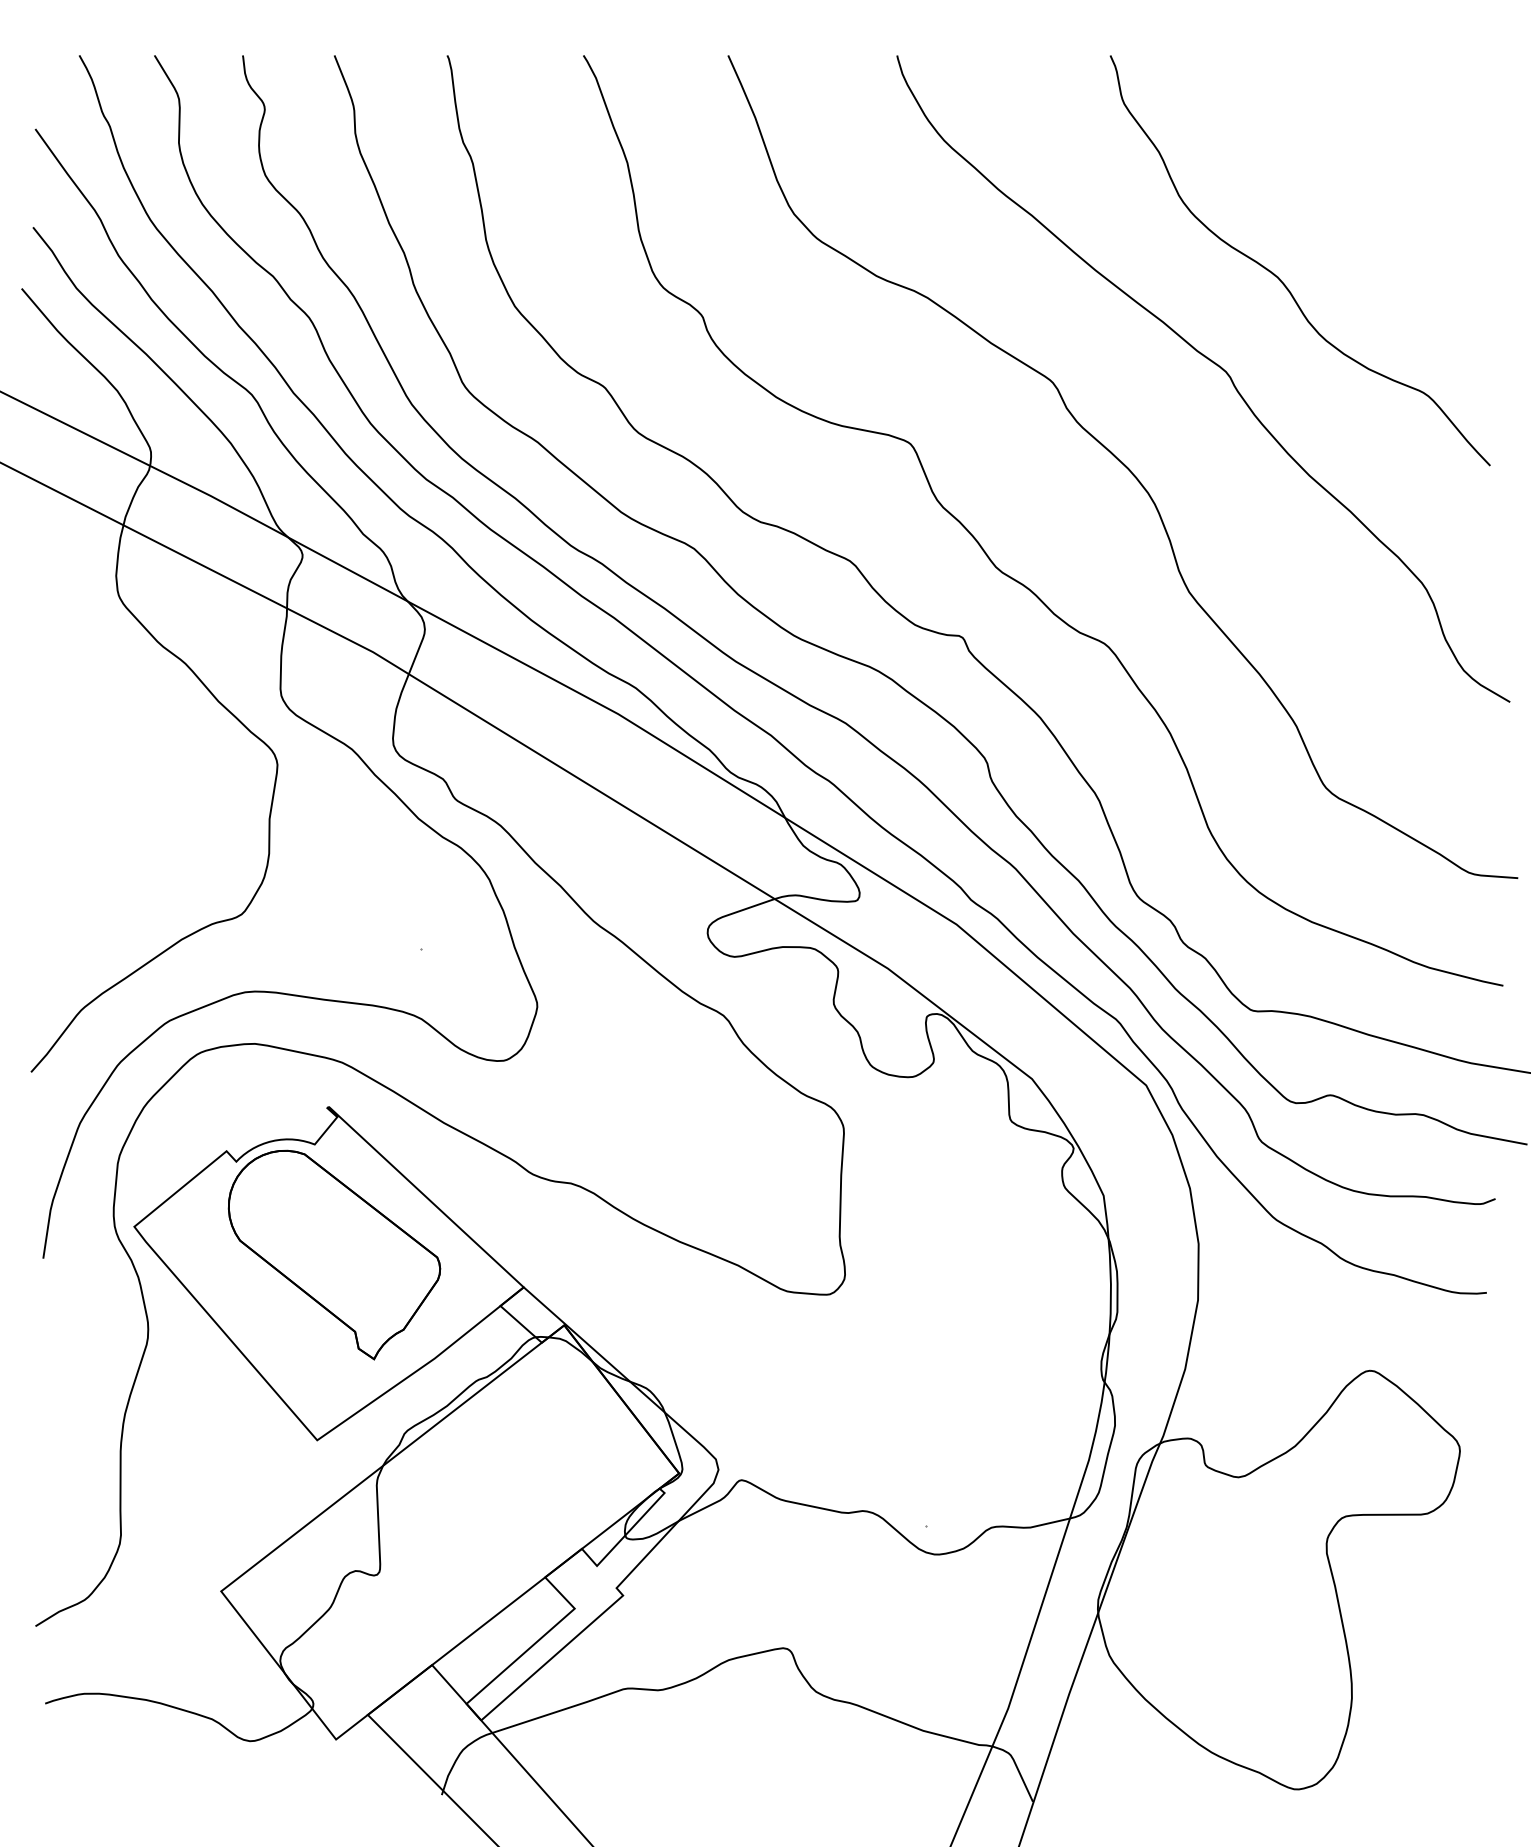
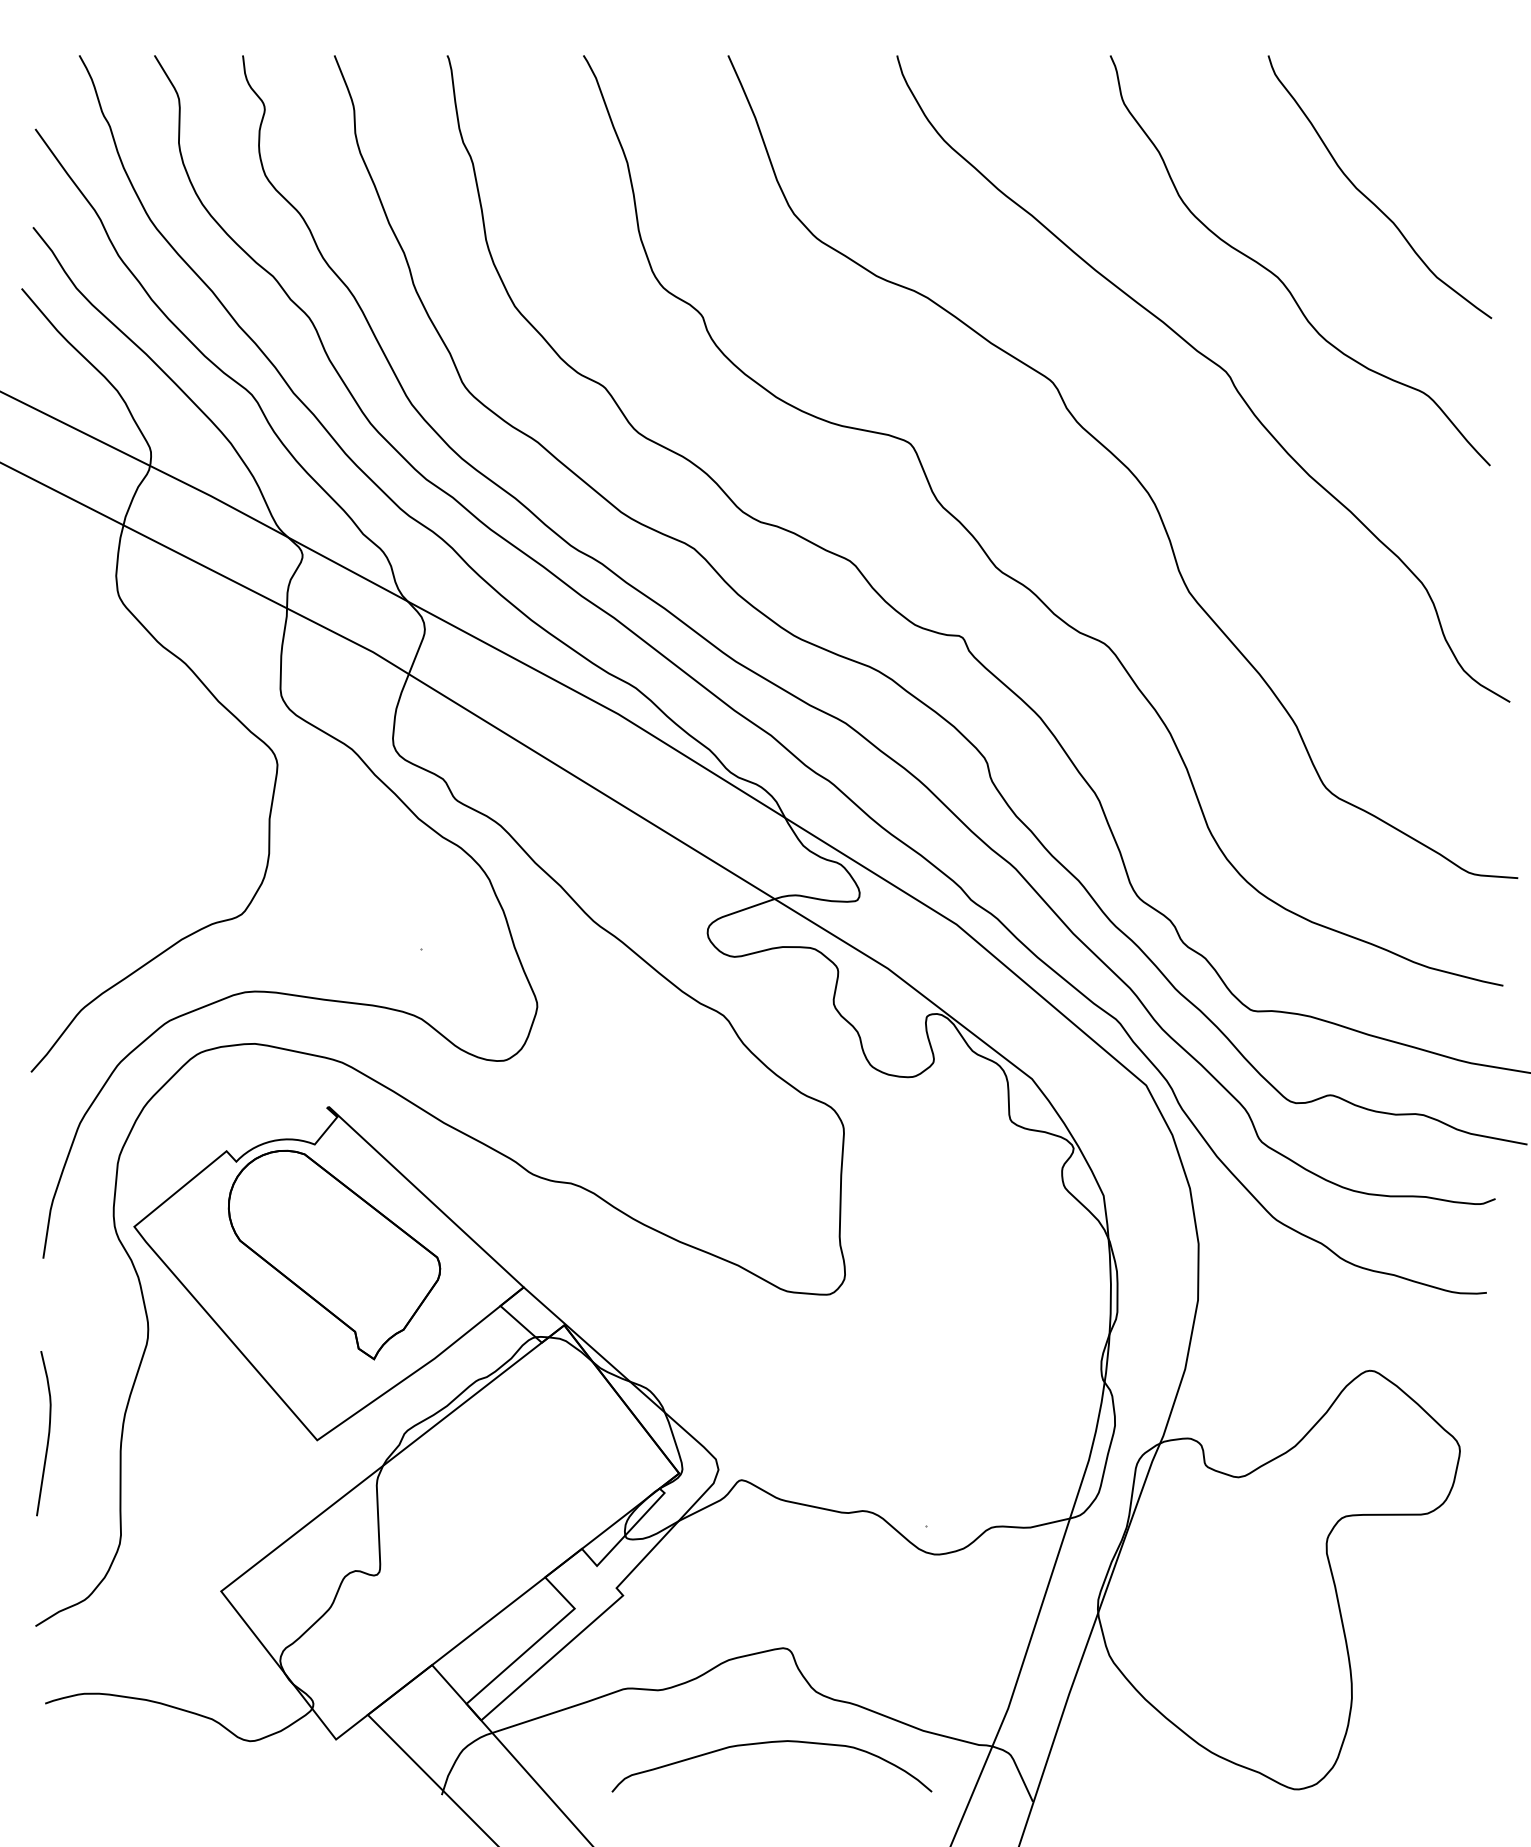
curve: none -> present (1368, 197)
curve: none -> present (48, 1433)
curve: none -> present (769, 1743)
